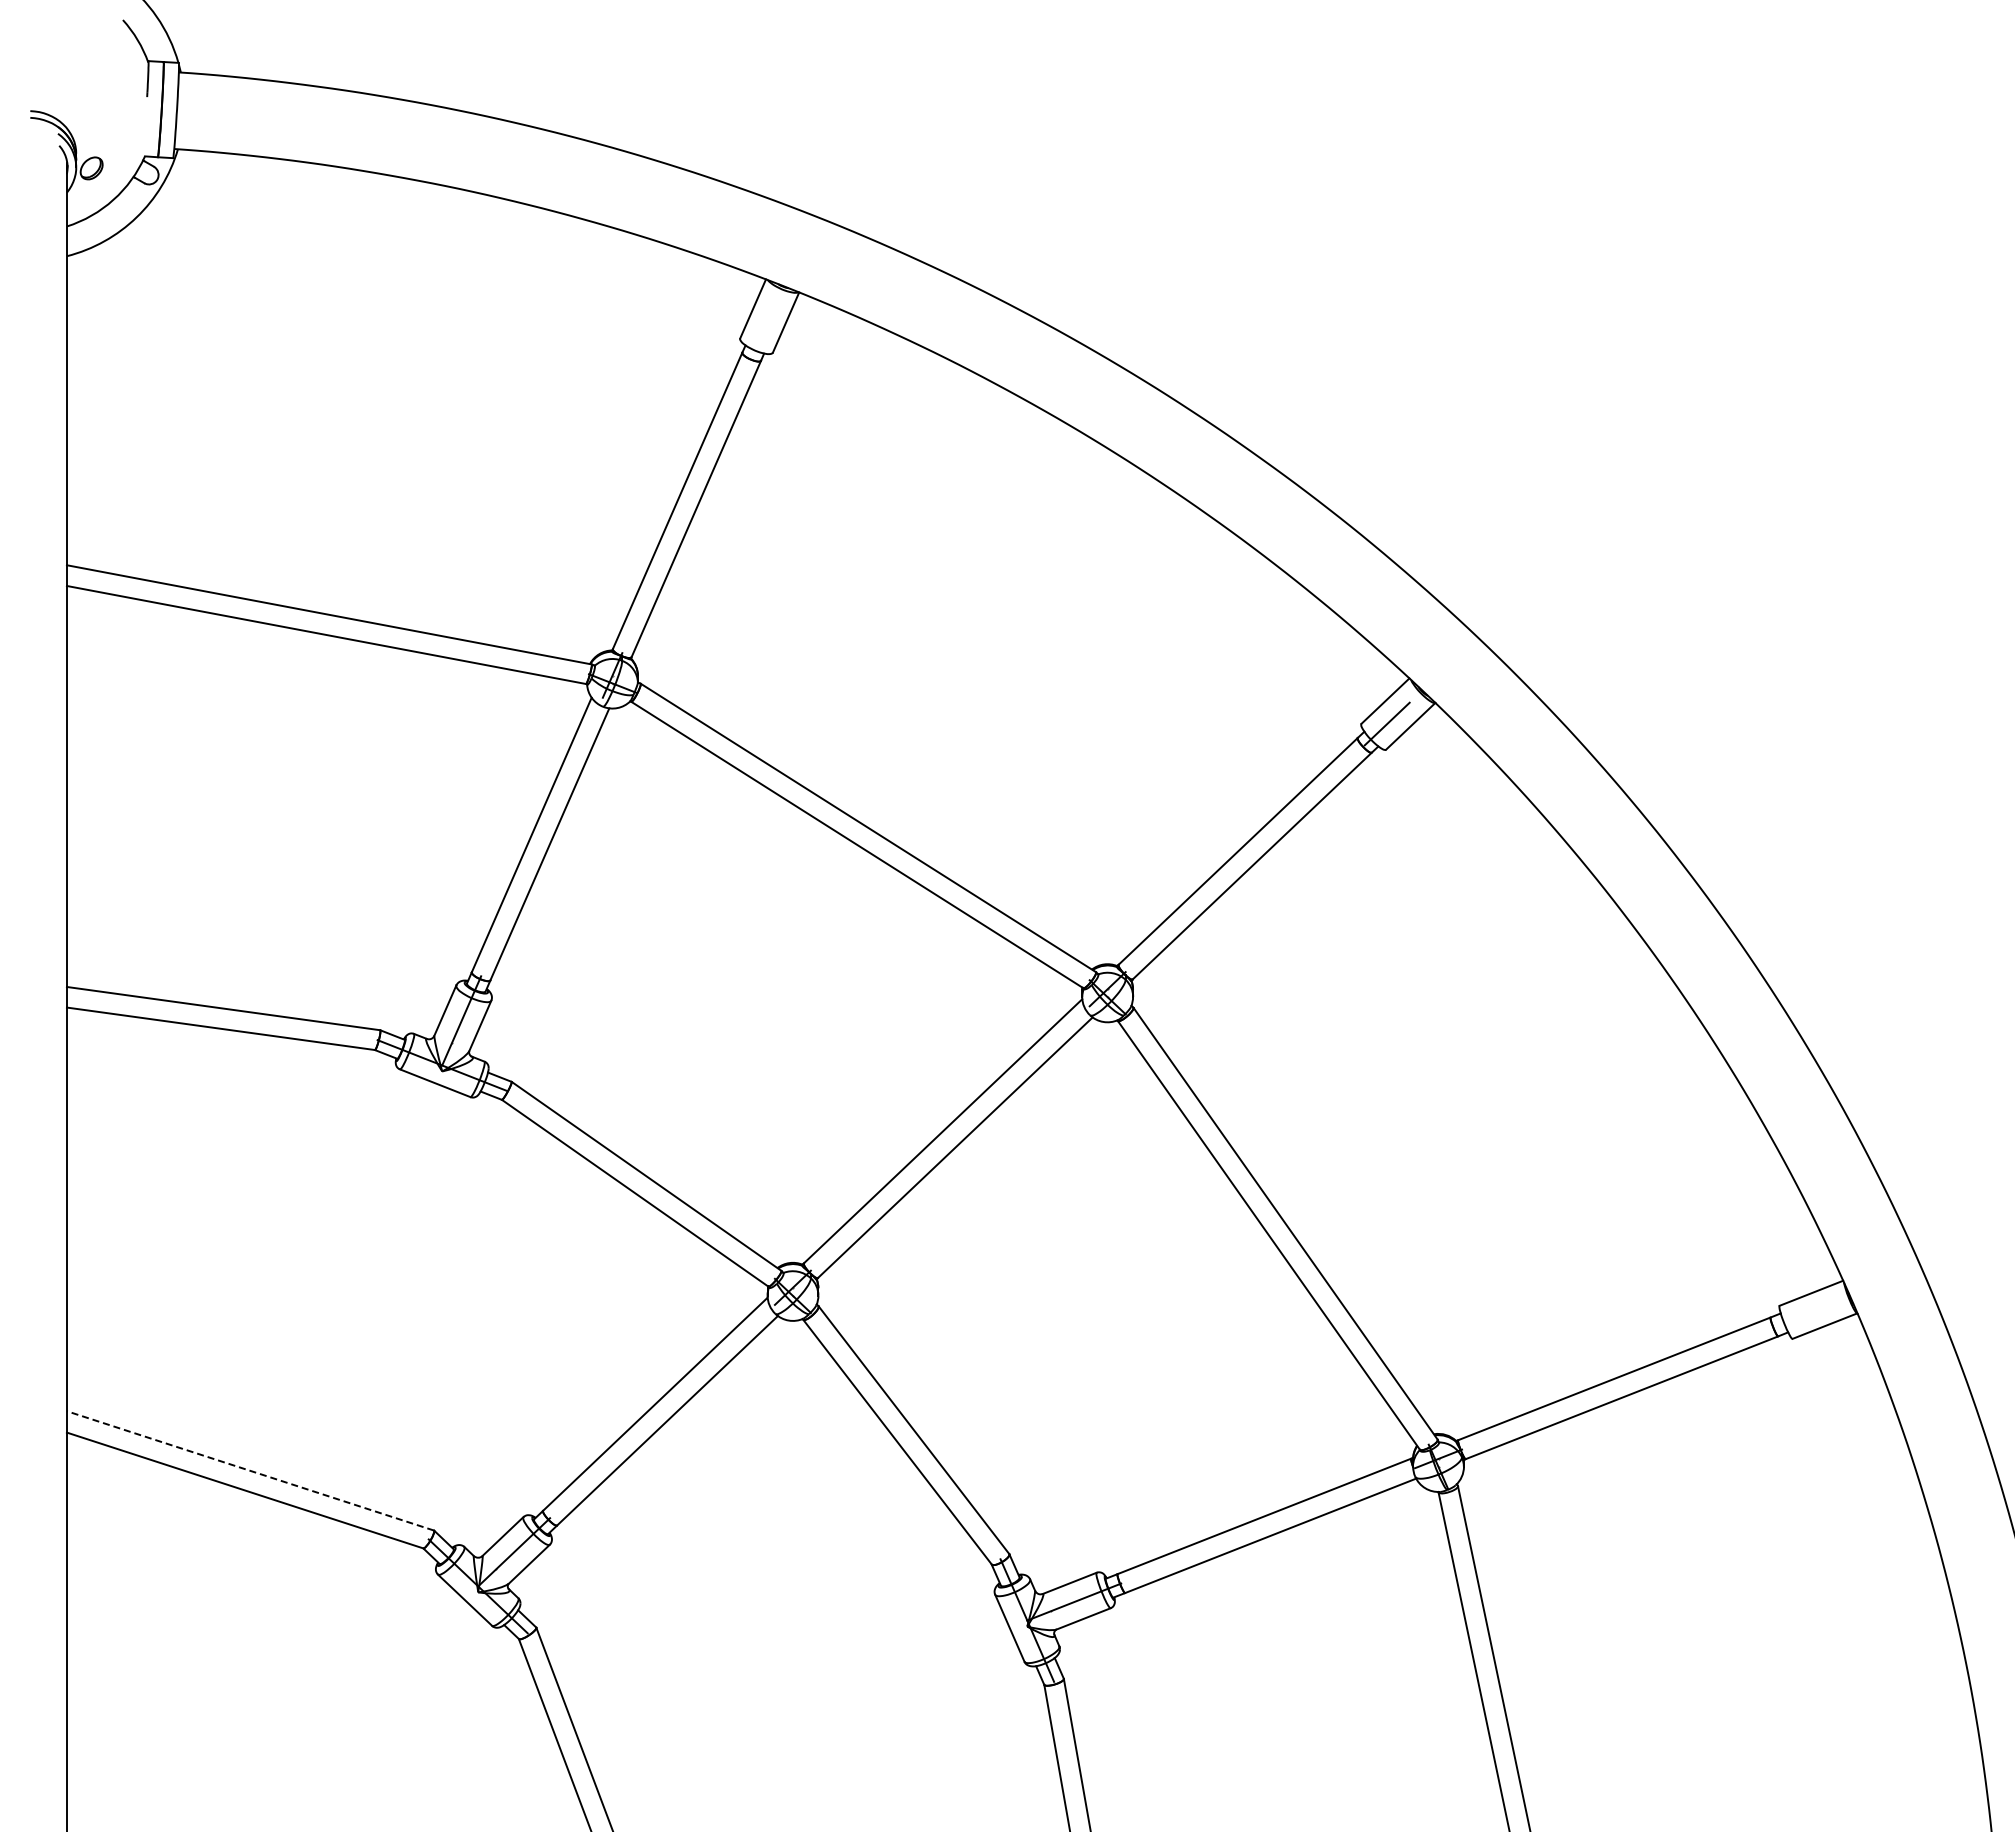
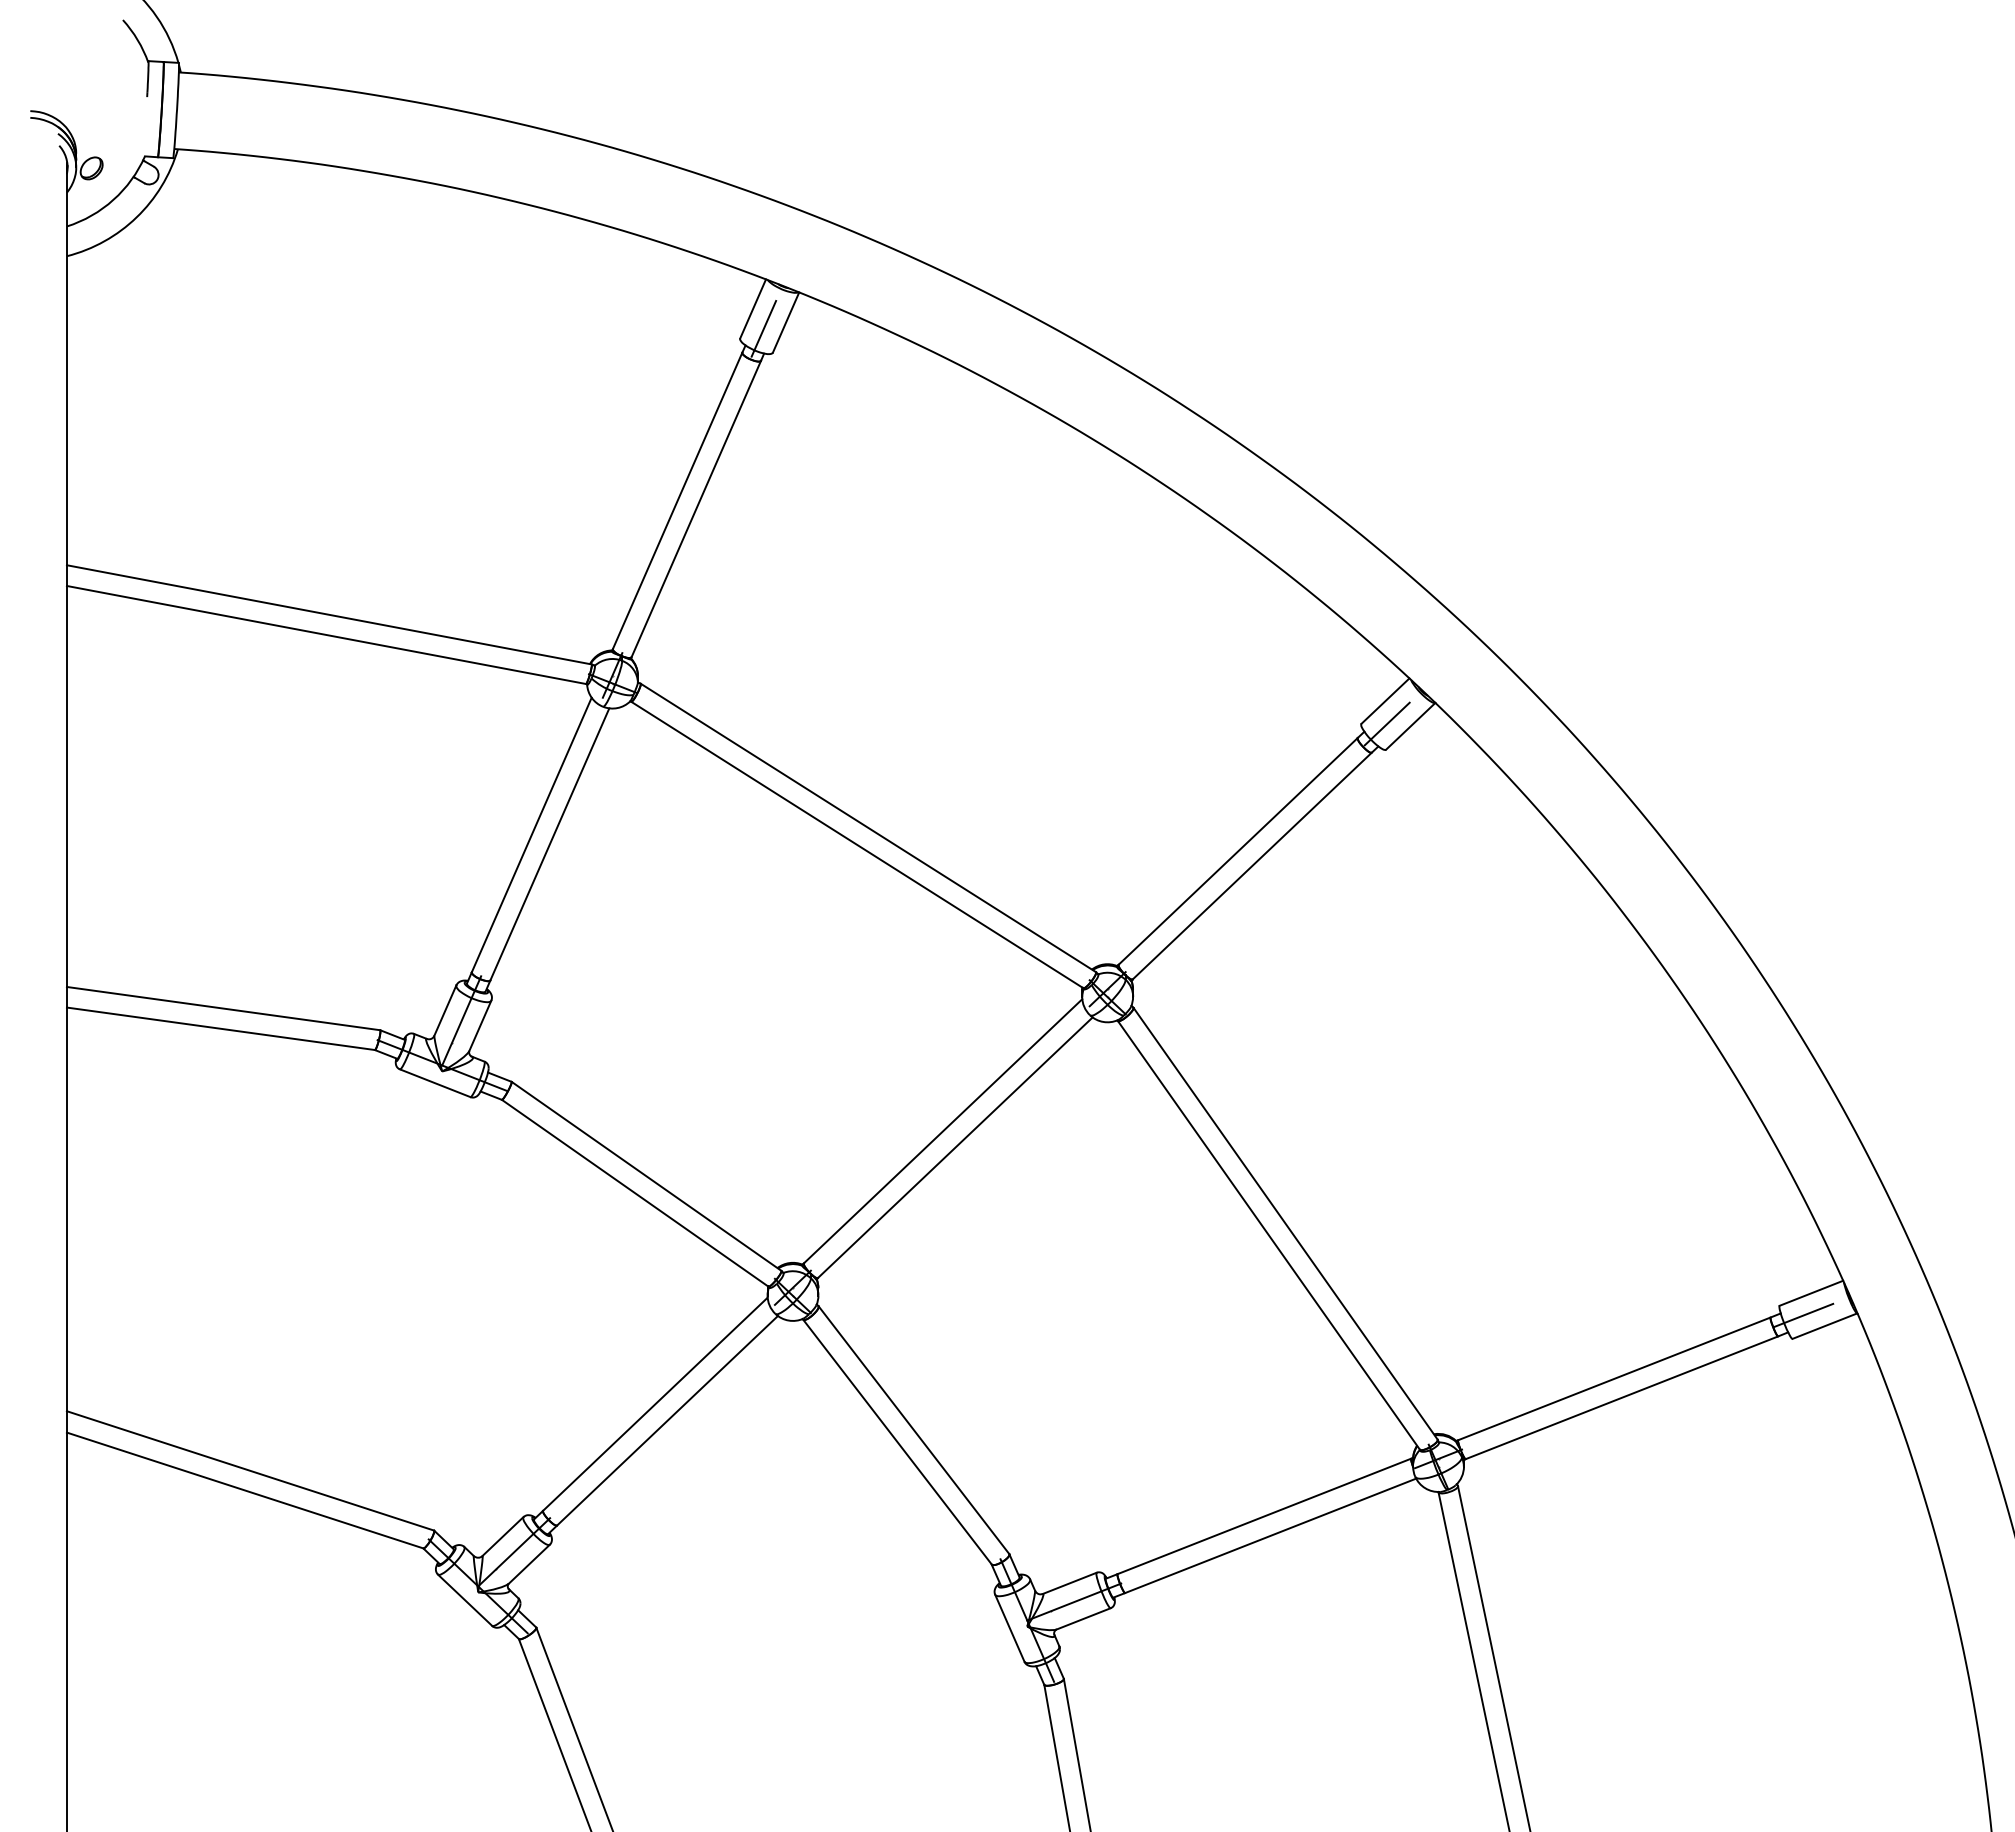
line: none -> present (763, 328)
line: none -> present (1803, 1314)
line: dashed -> solid (250, 1470)
